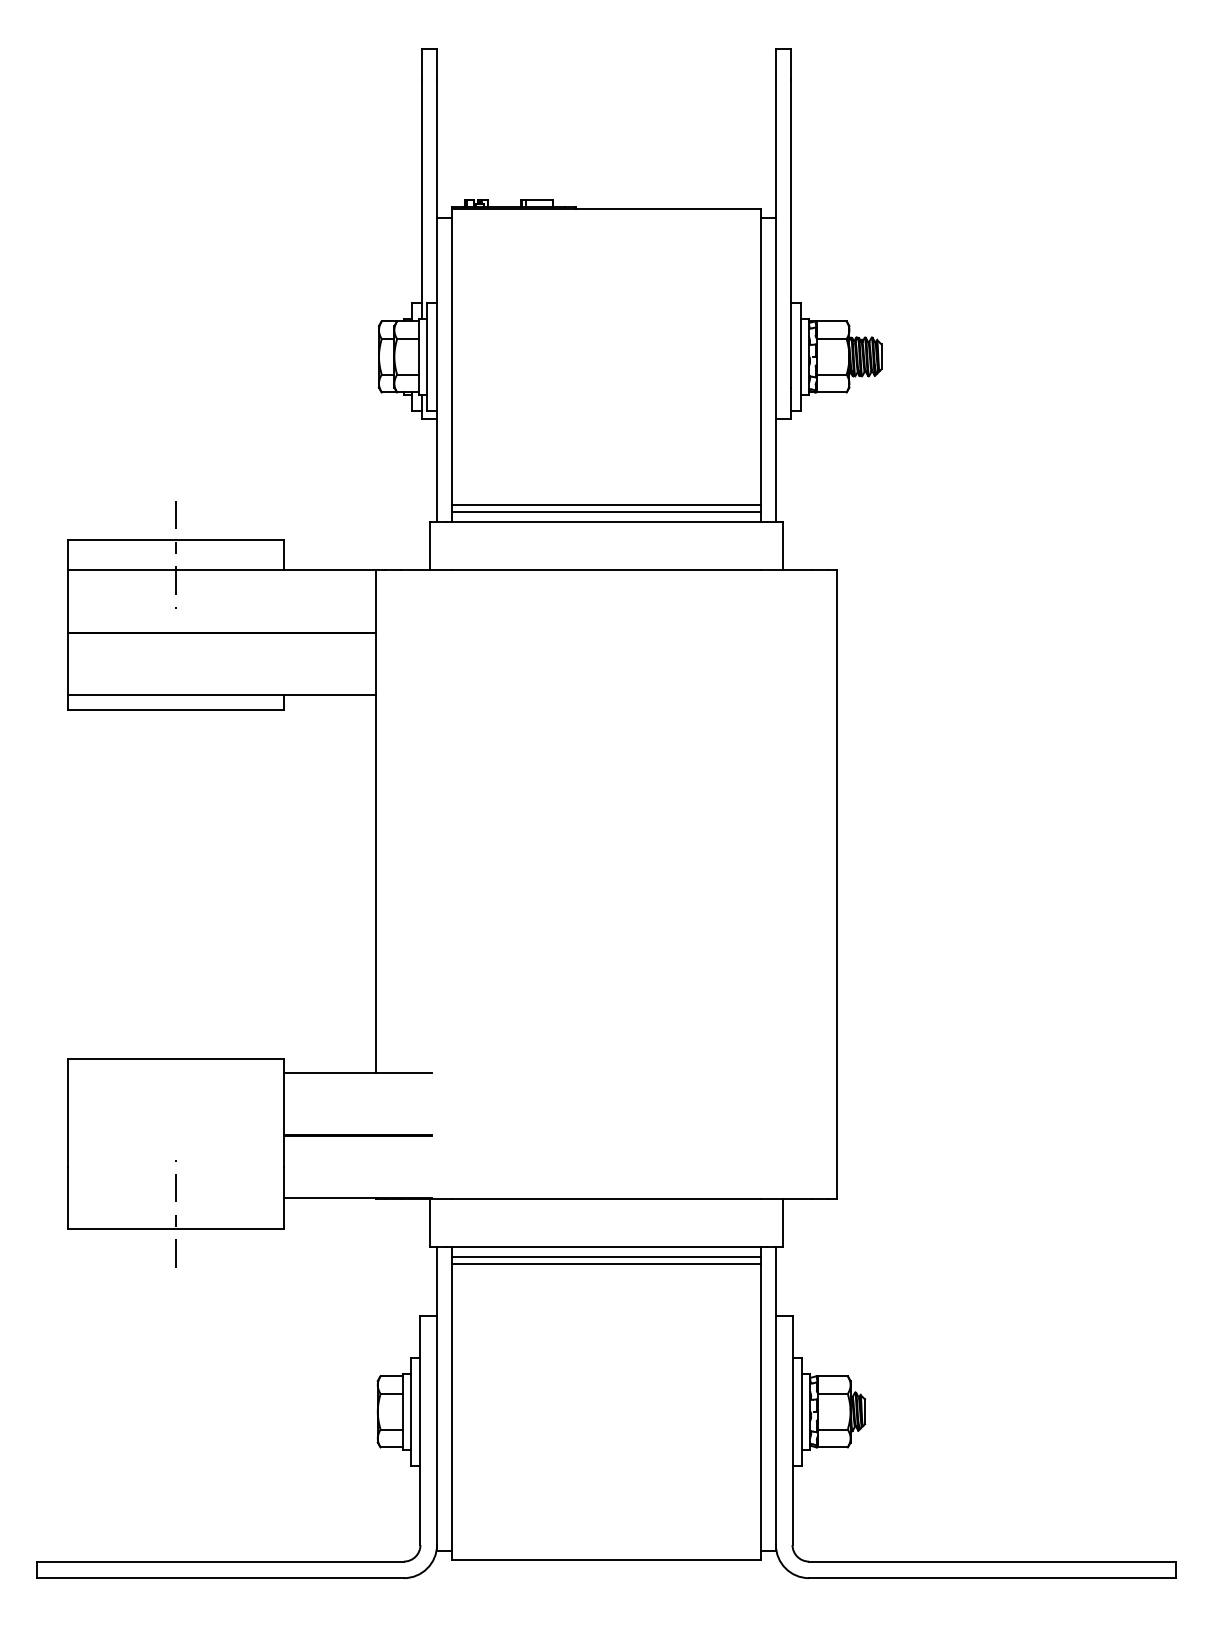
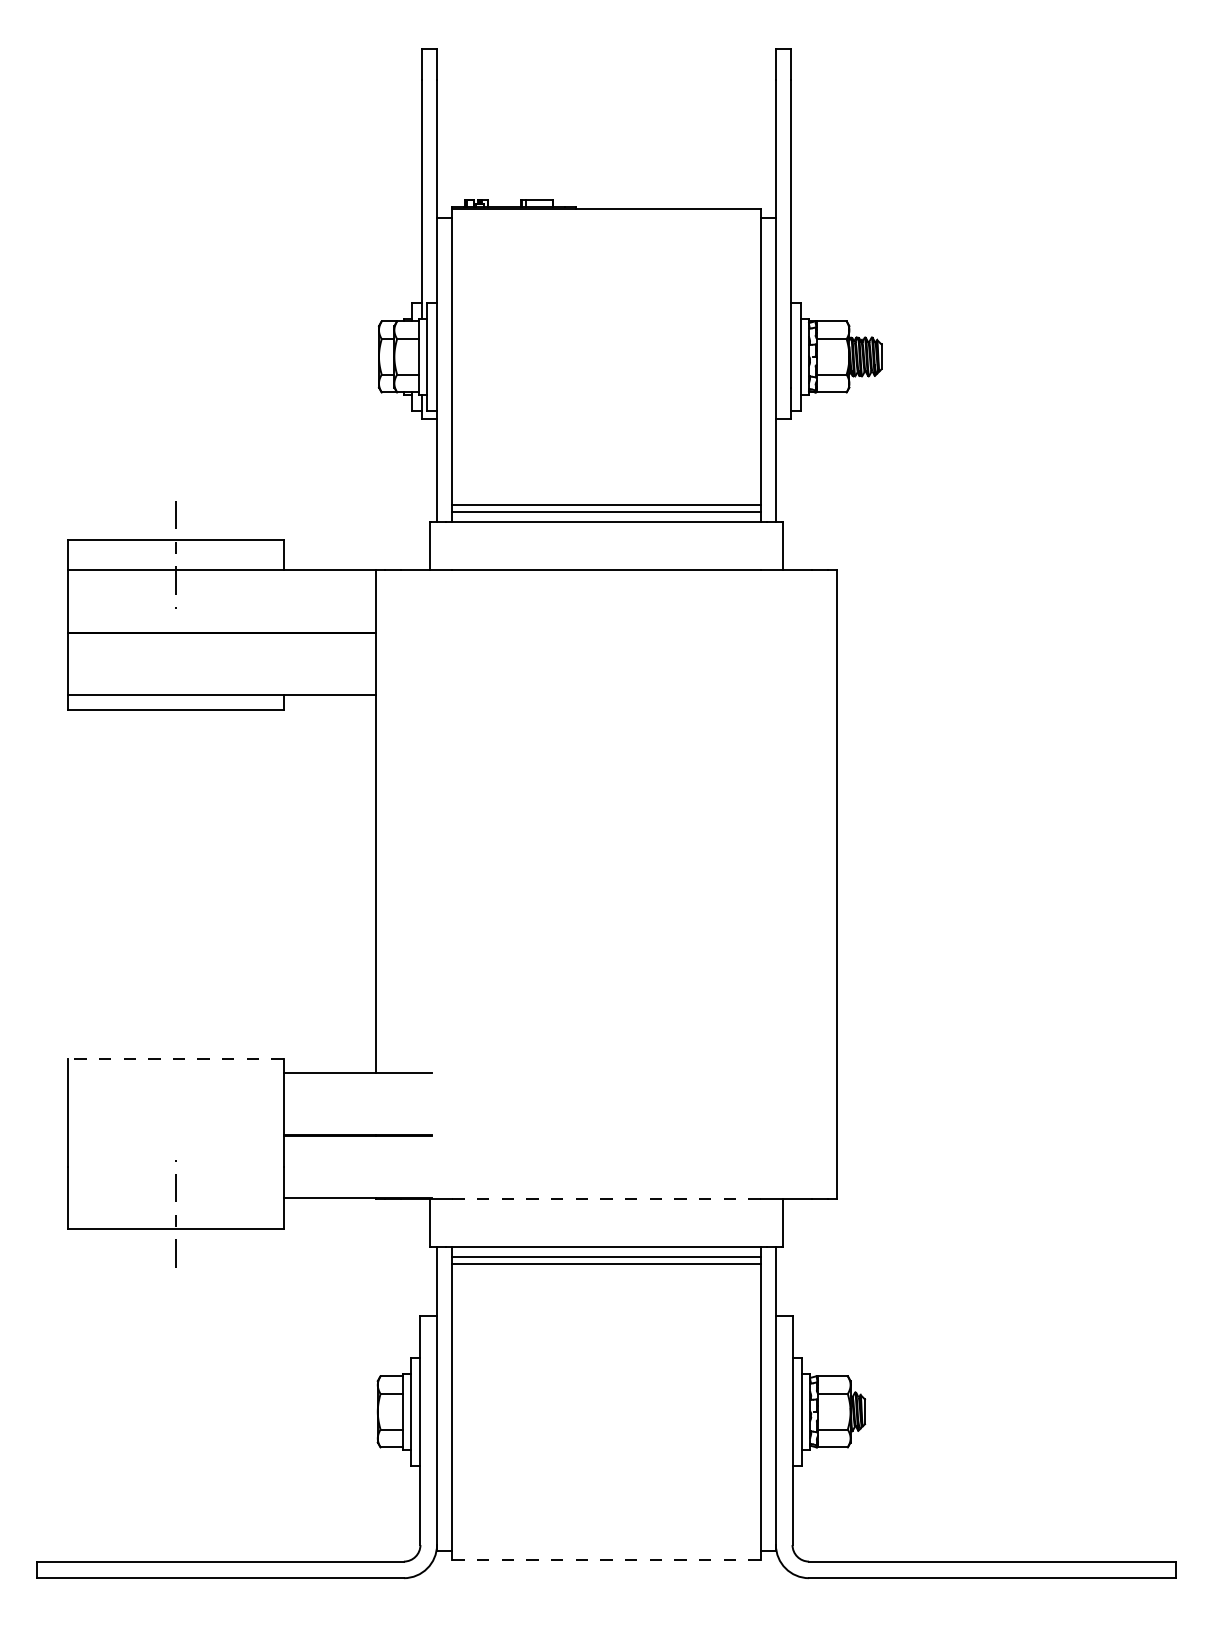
line: solid -> dashed (175, 1059)
line: solid -> dashed (606, 1198)
line: solid -> dashed (605, 1559)
